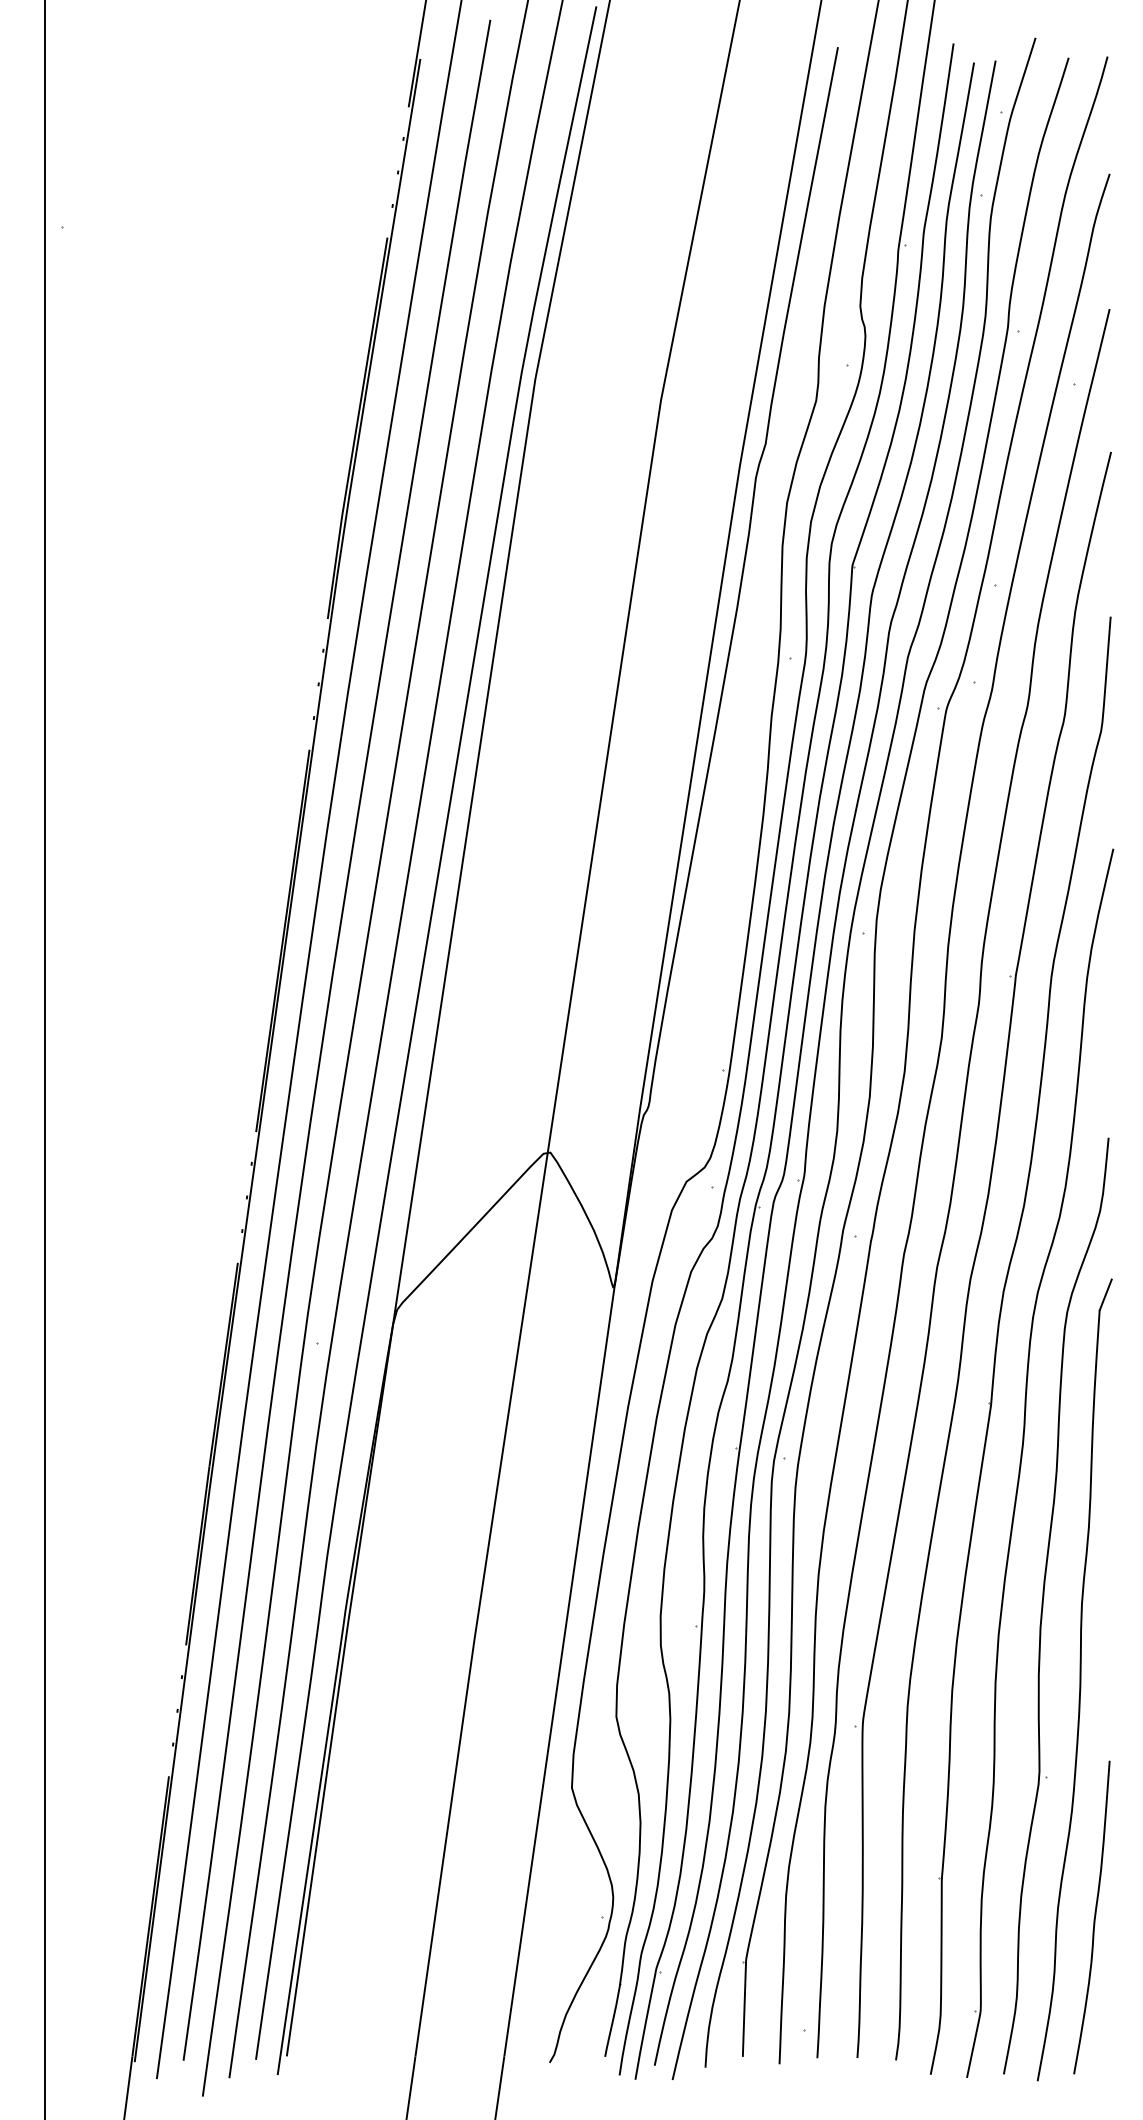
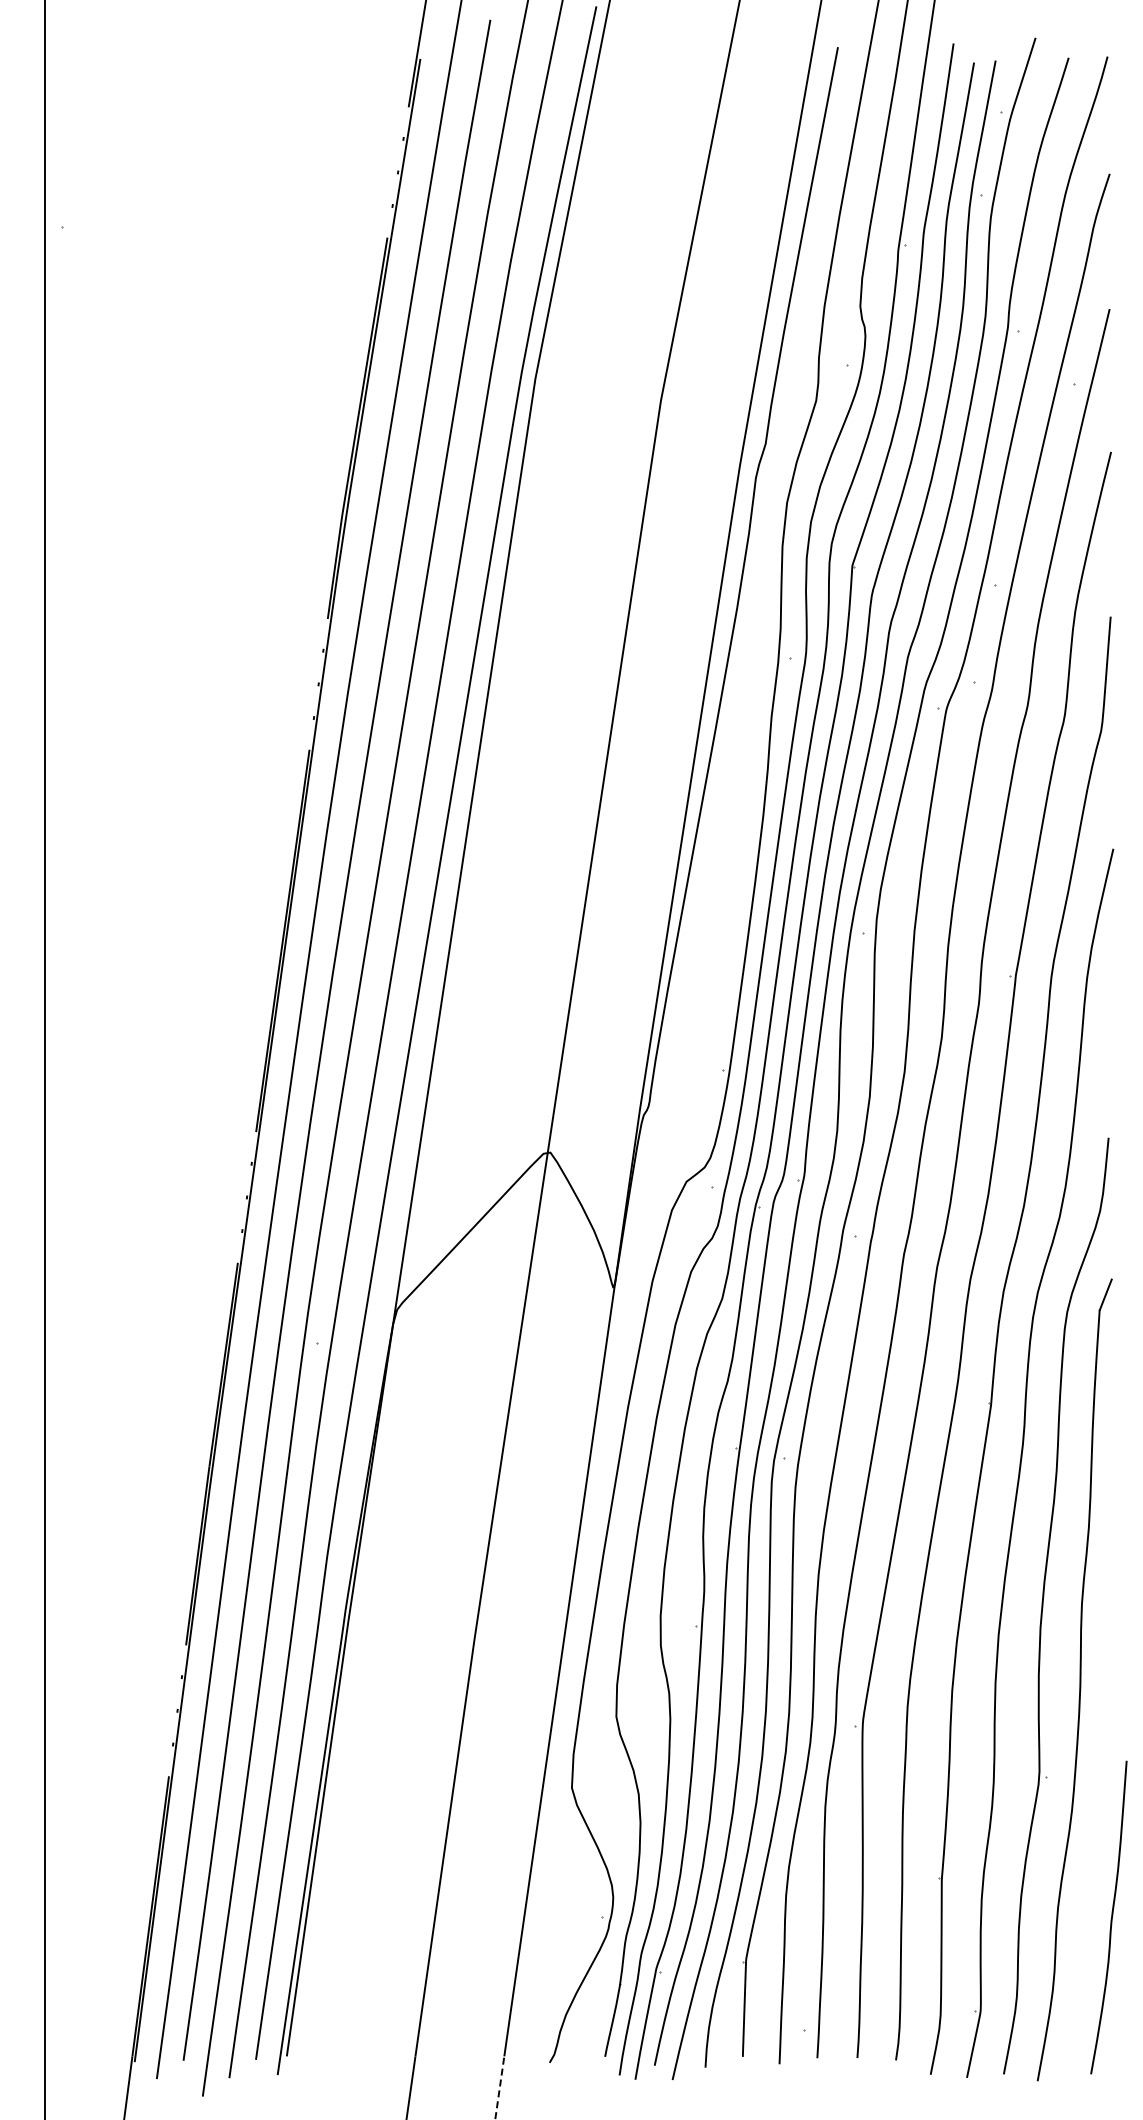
curve position: (1093, 1919) -> (1110, 1919) (1110, 1919)
line: solid -> dashed (499, 2088)
